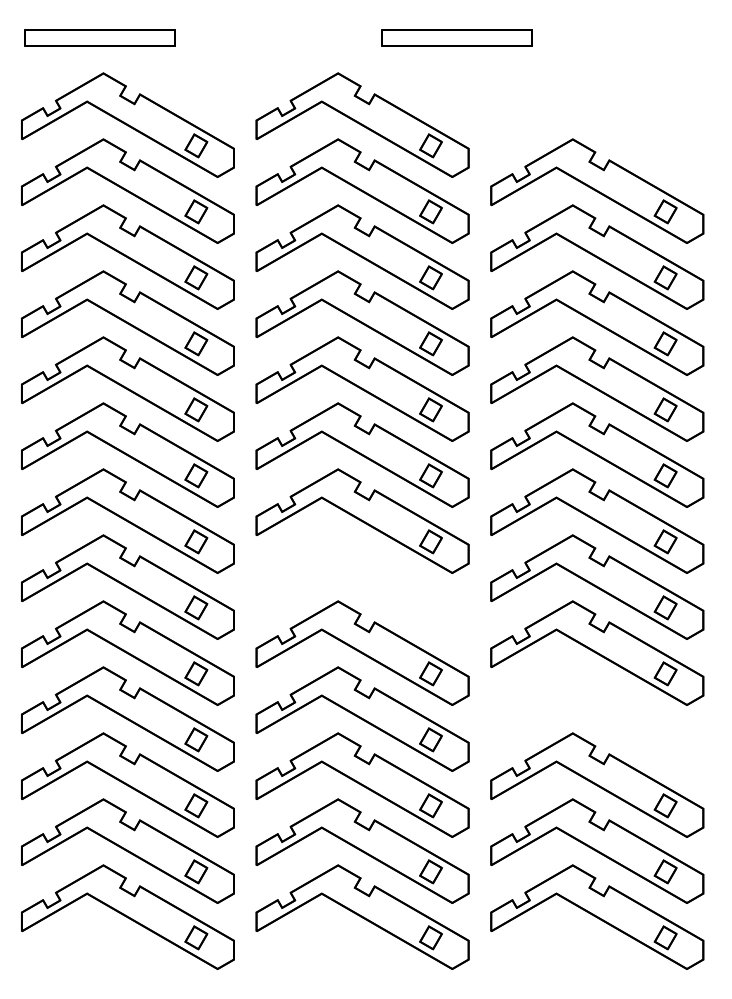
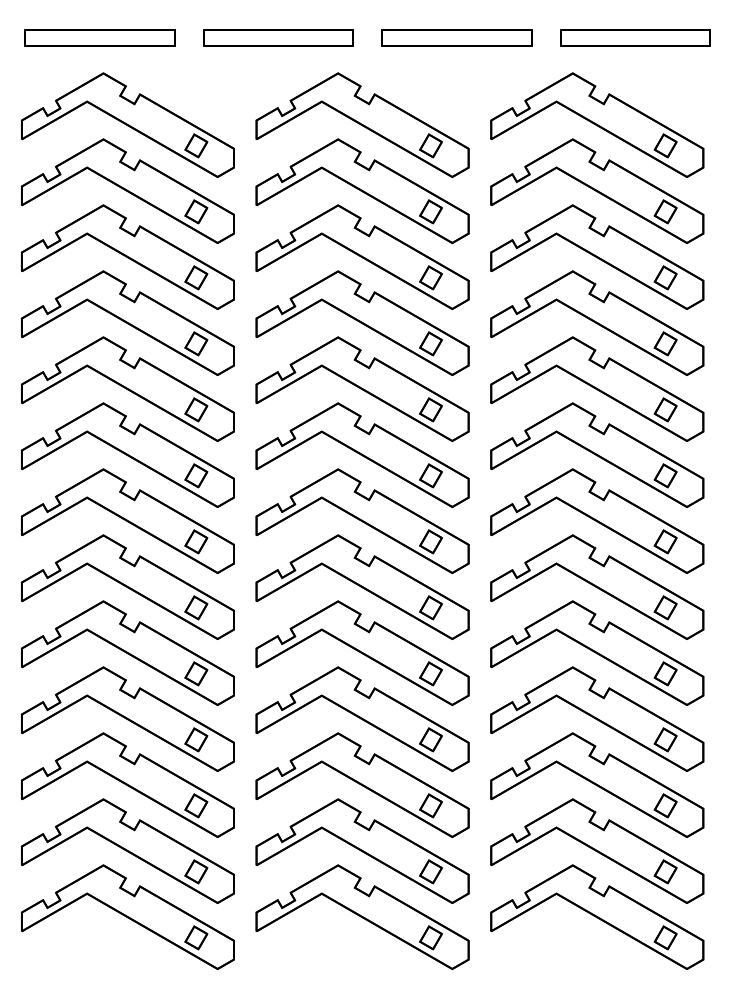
part: none -> present (278, 37)
part: none -> present (635, 37)
part: none -> present (597, 124)
part: none -> present (362, 586)
part: none -> present (597, 718)
